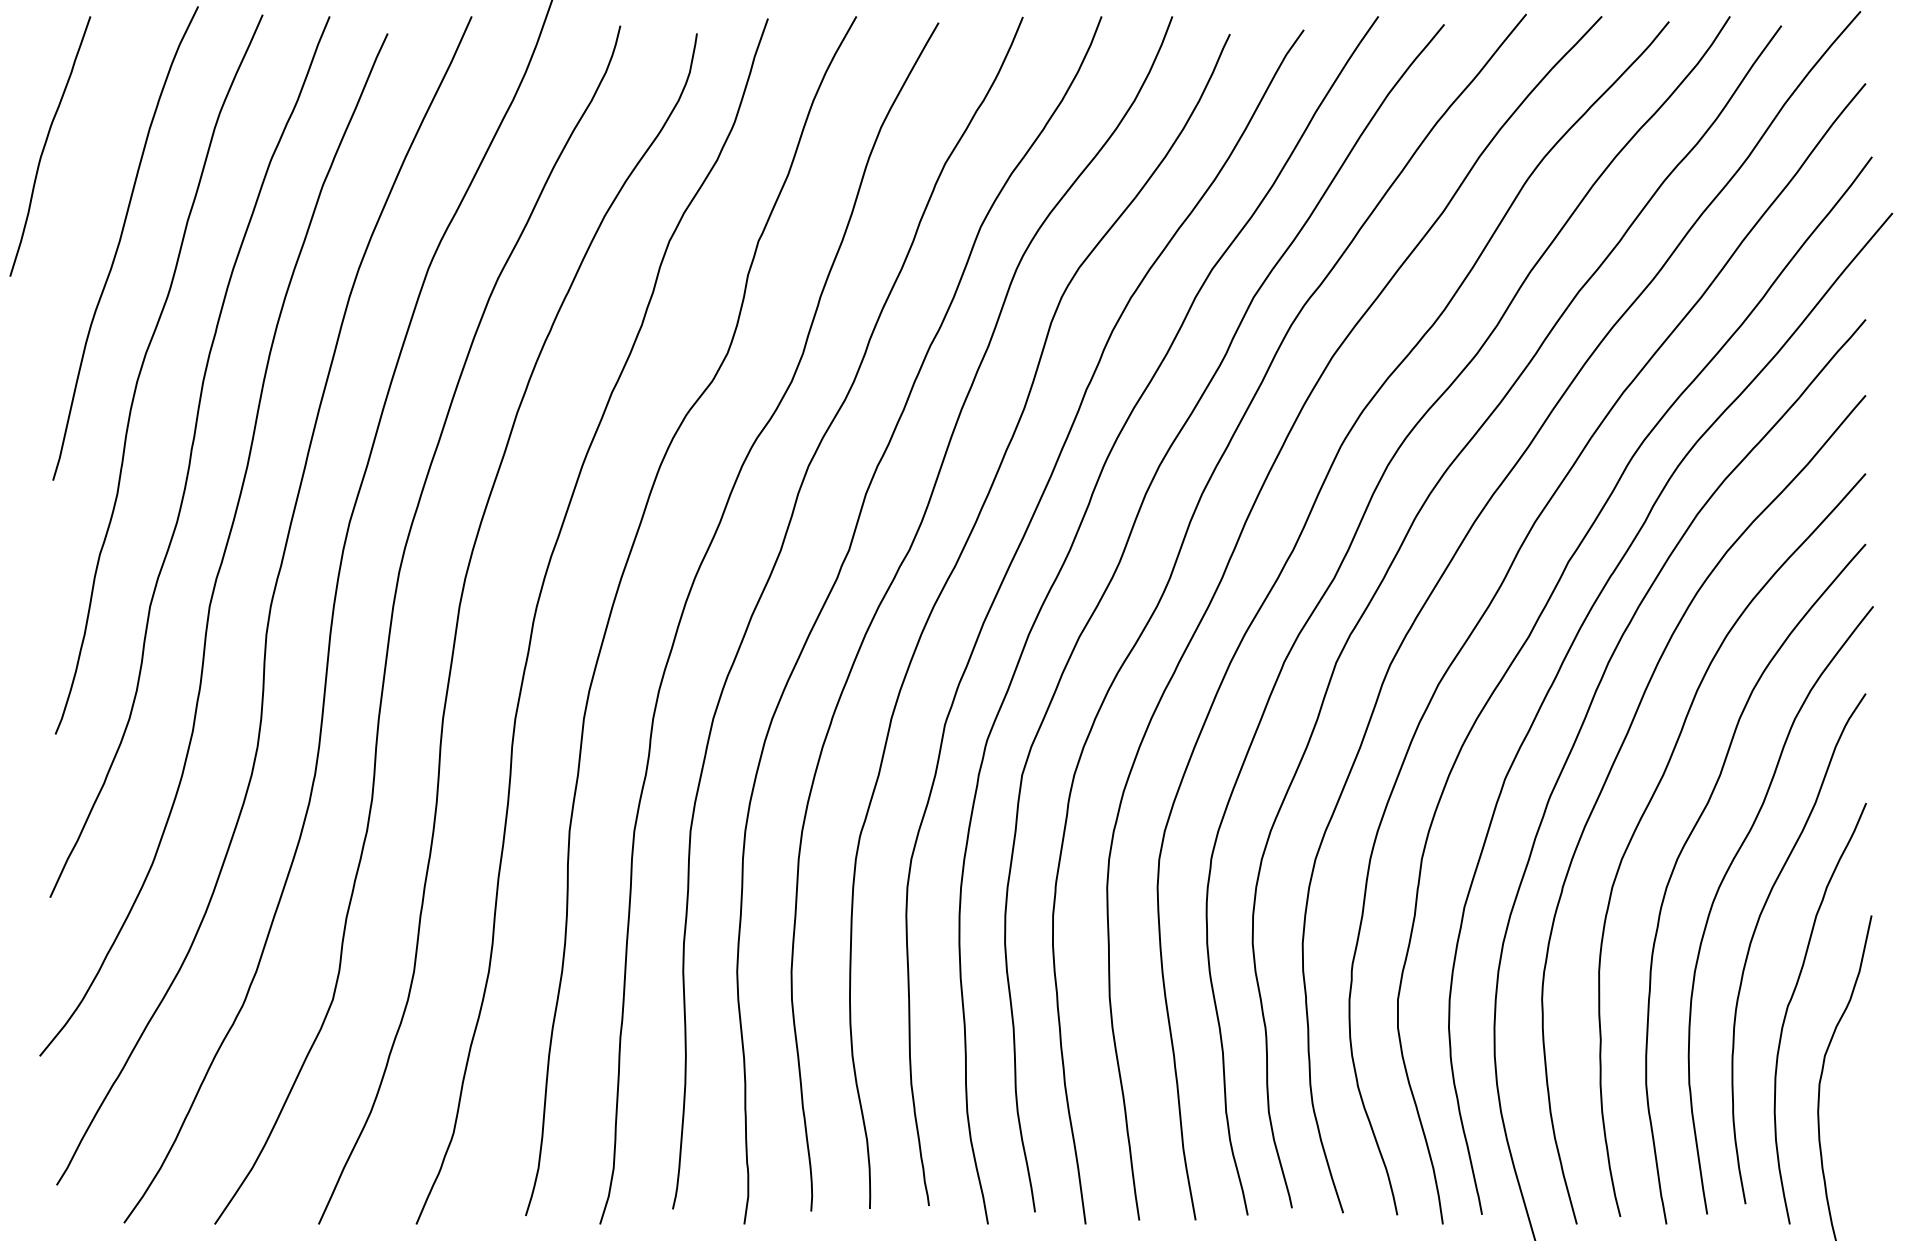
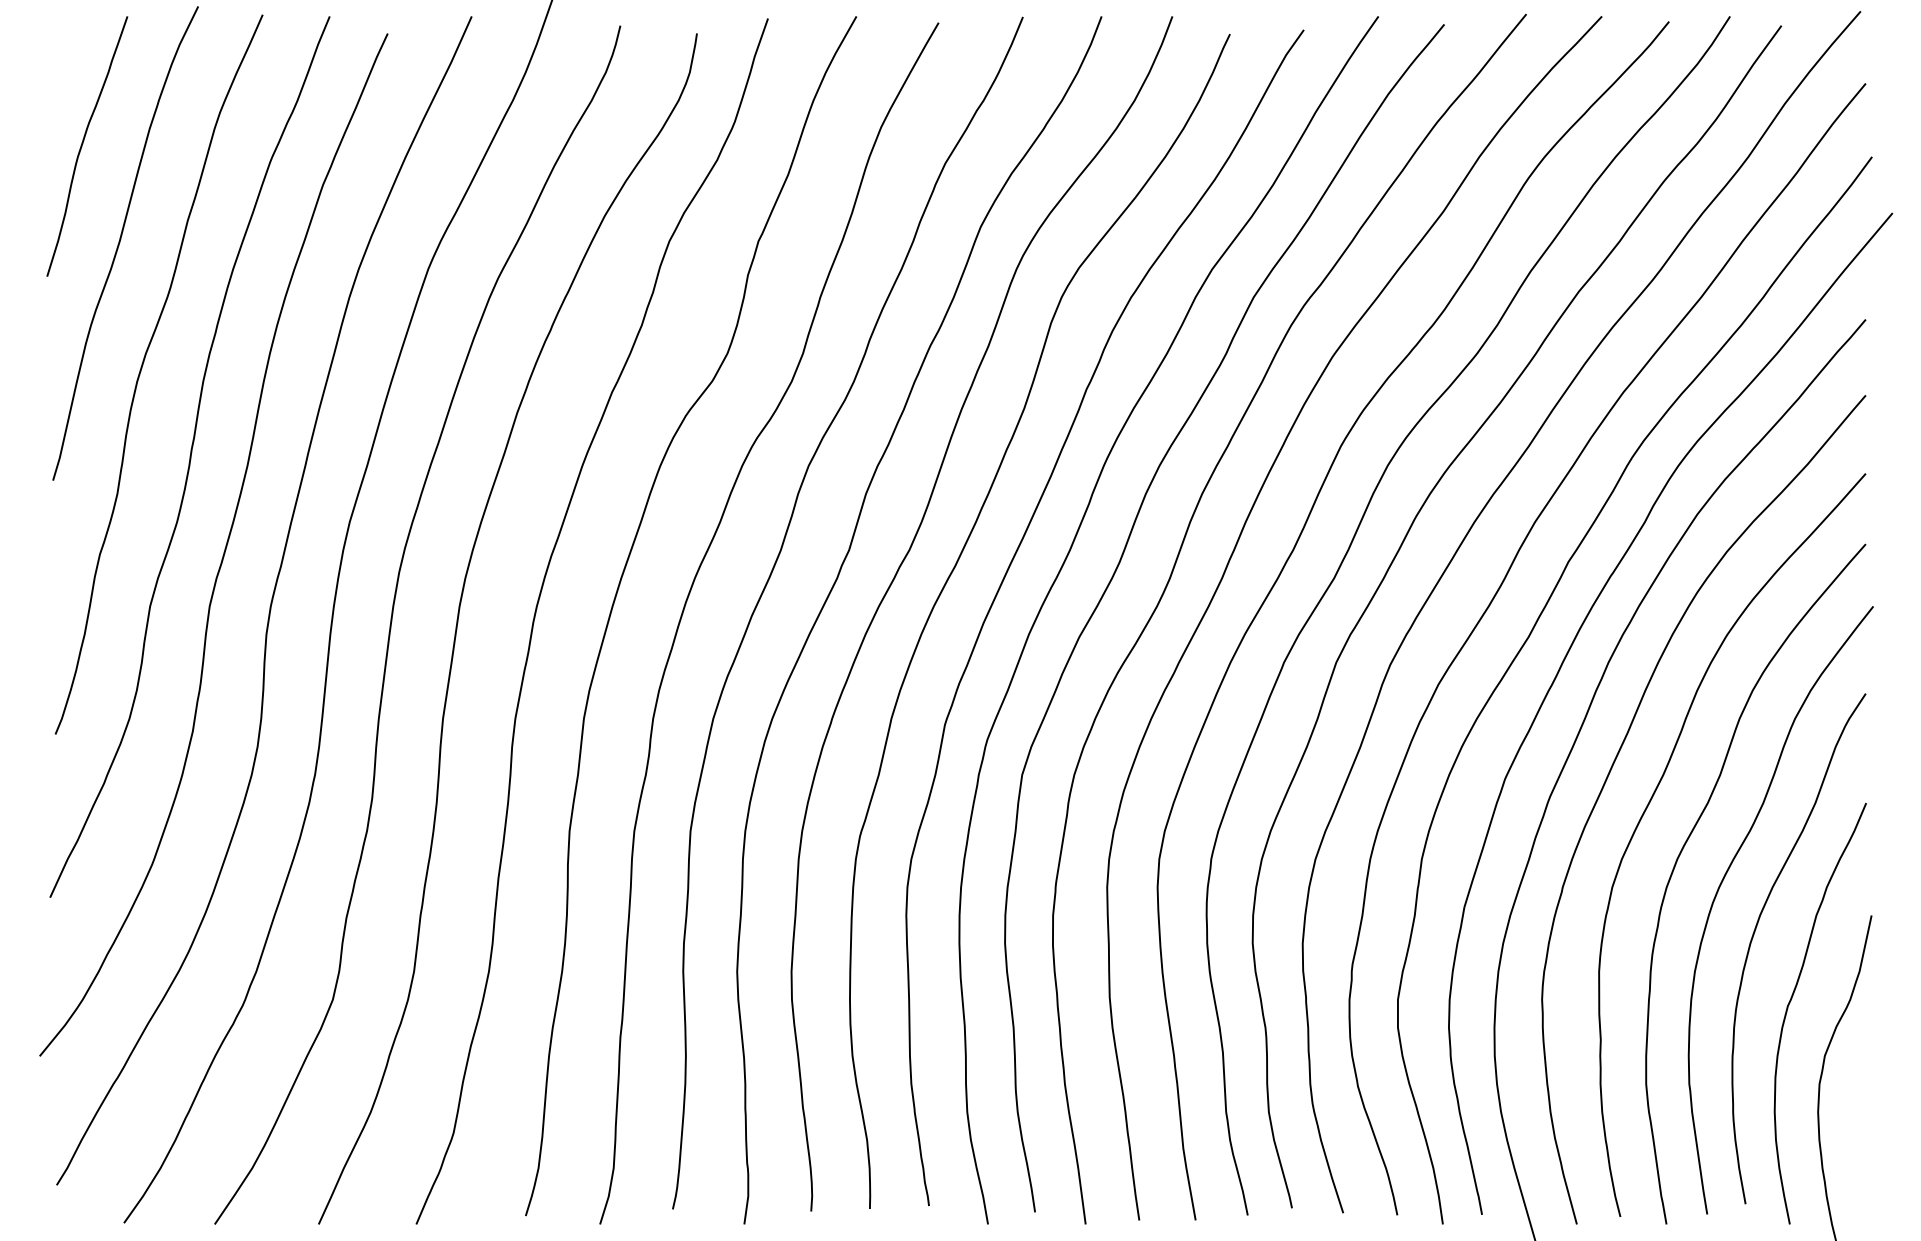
curve position: (46, 143) -> (83, 143) (83, 143)
